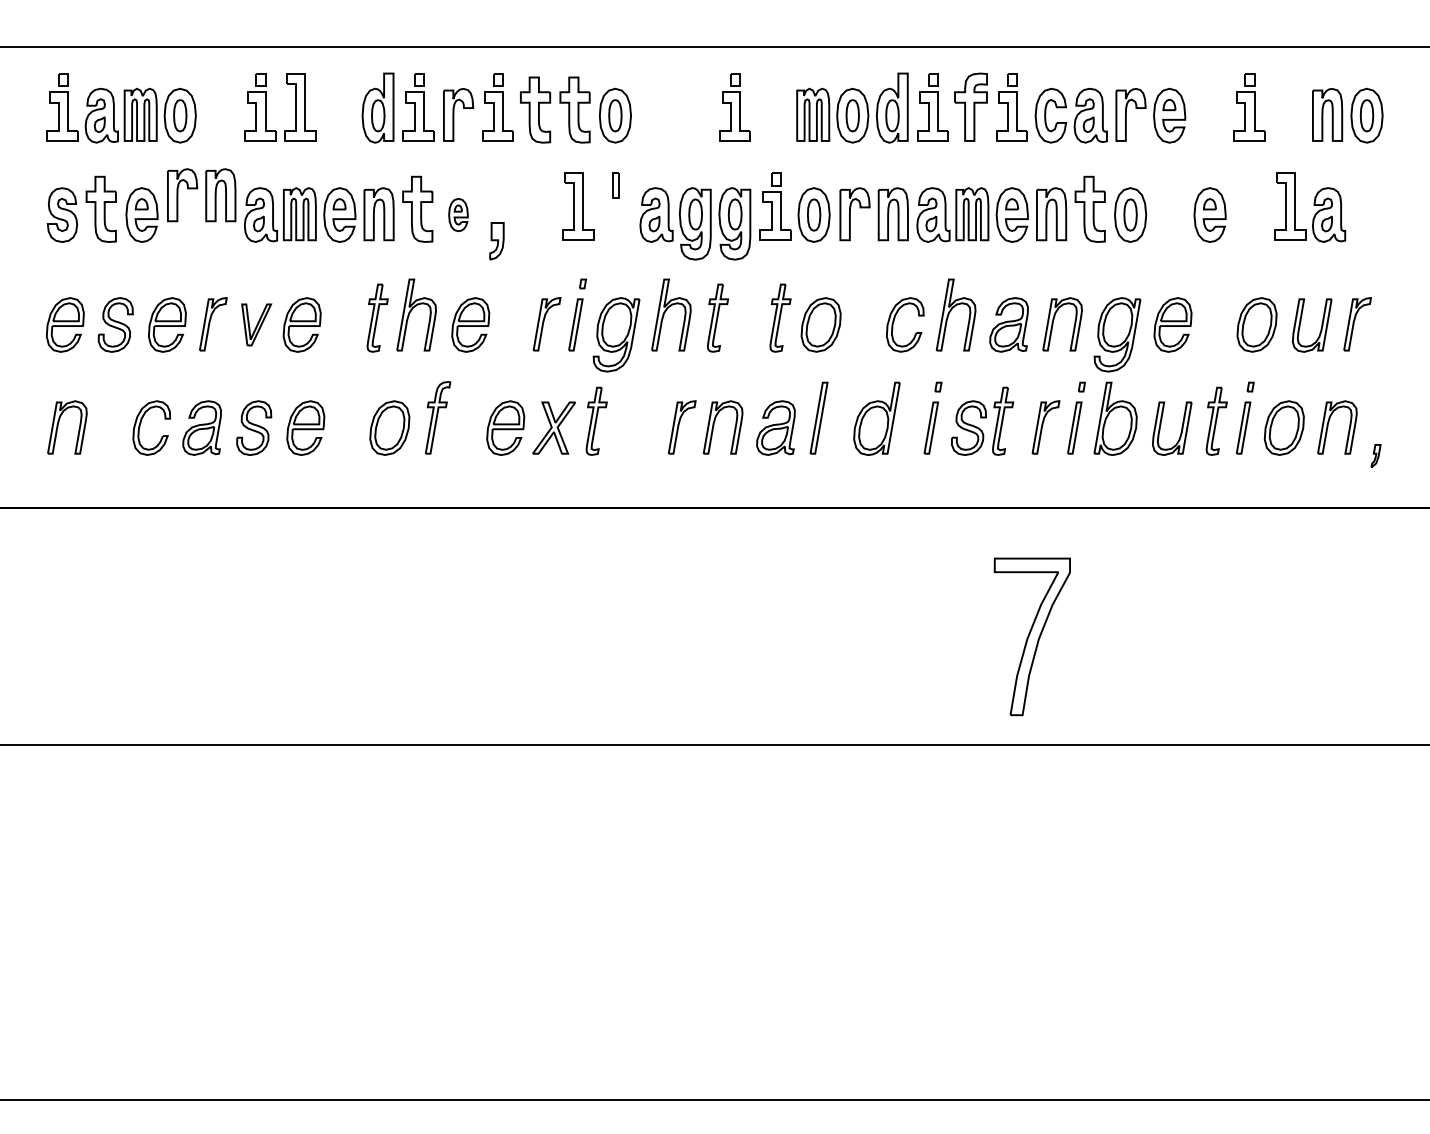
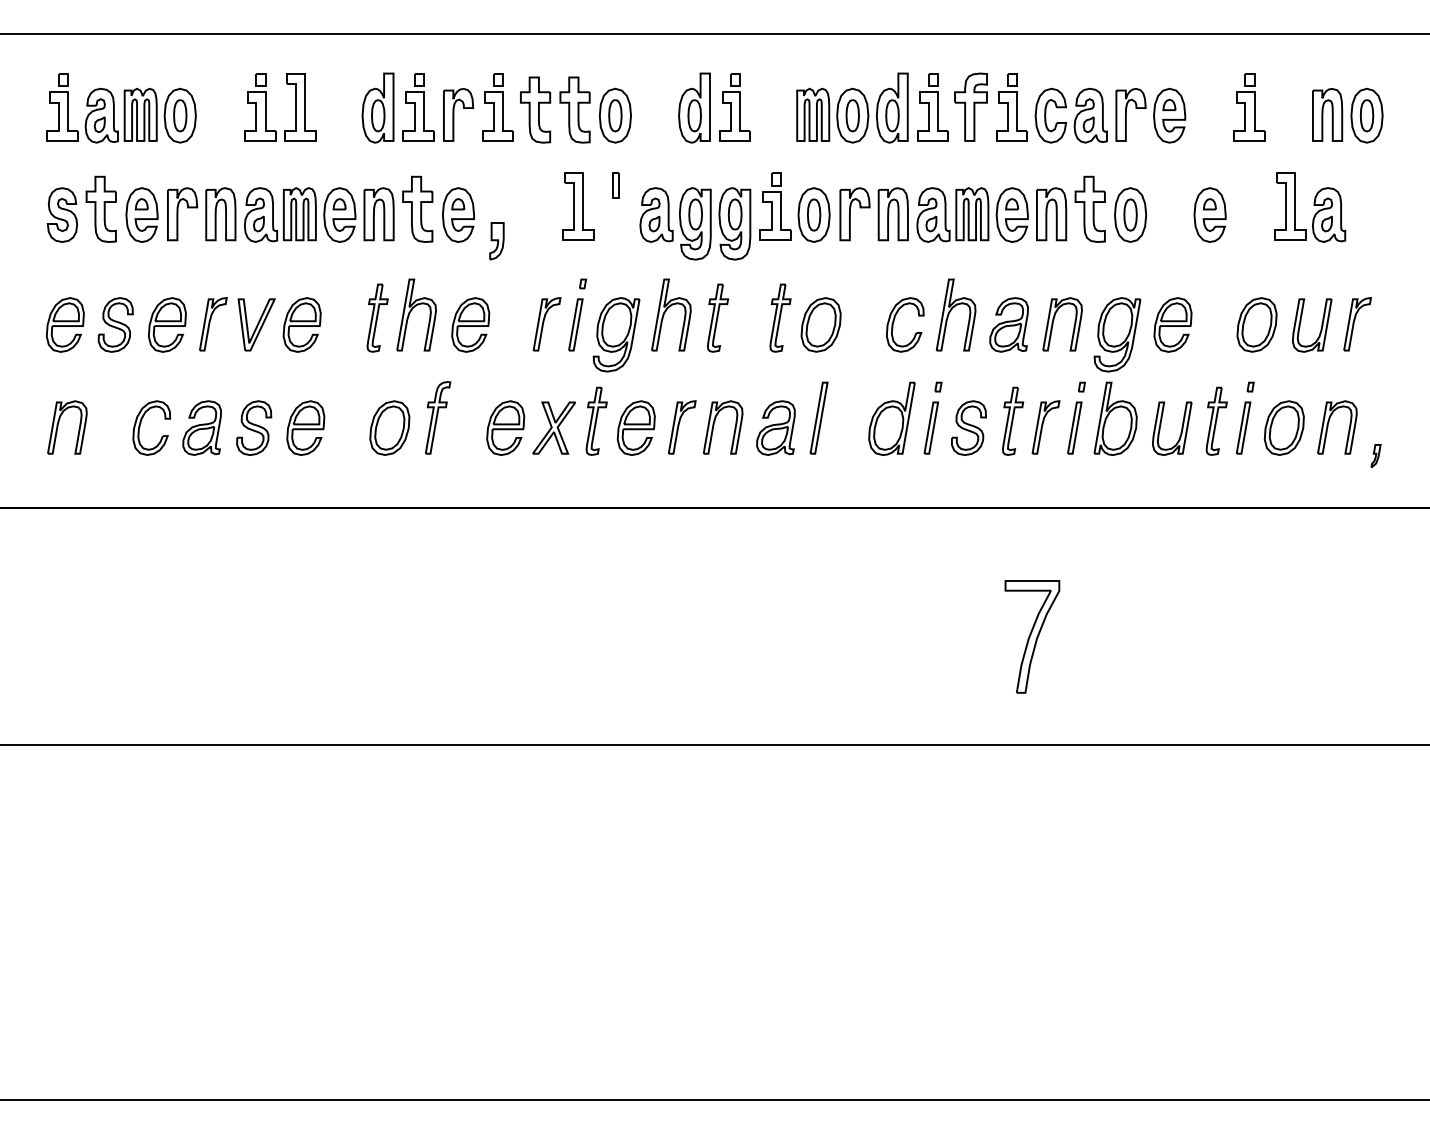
line position: (714, 46) -> (714, 33) (714, 33)
part: none -> present (694, 107)
part position: (201, 195) -> (201, 214) (201, 214)
part size: 21x35 px -> 33x56 px (458, 214)
part size: 32x44 px -> 39x54 px (256, 324)
part position: (876, 418) -> (891, 418) (891, 418)
part position: (1003, 420) -> (1013, 420) (1013, 420)
part: none -> present (635, 427)
part size: 78x160 px -> 57x114 px (1032, 636)
